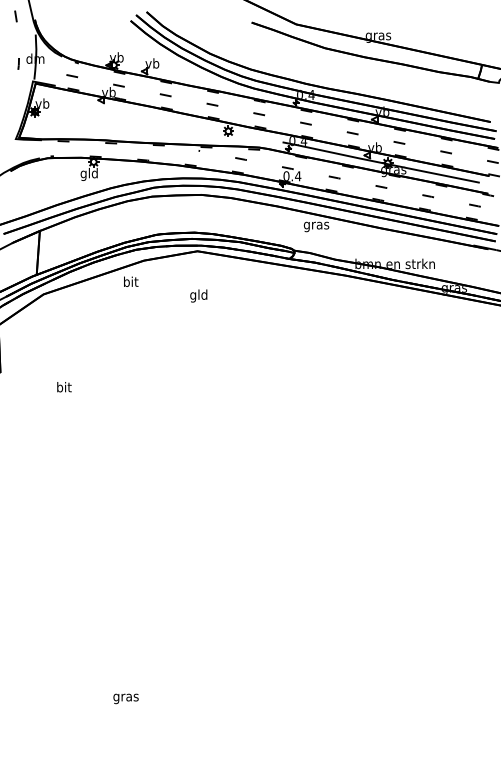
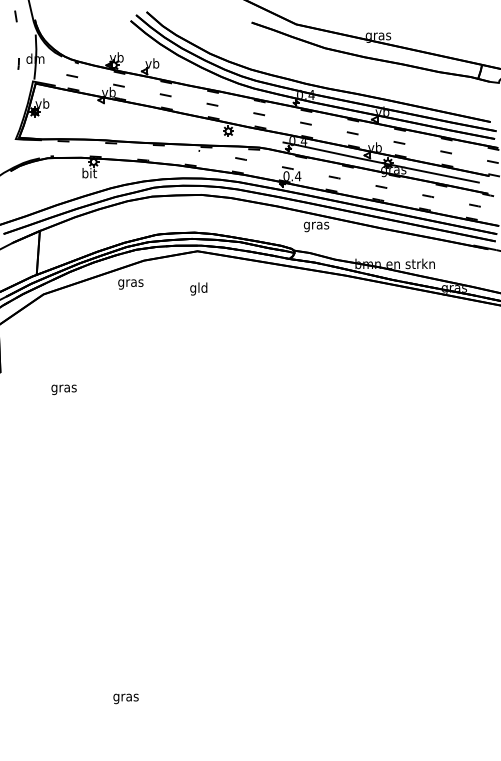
text: gld -> bit (88, 174)
text: bit -> gras (130, 282)
text position: (198, 295) -> (198, 288) (198, 288)
text: bit -> gras (63, 388)
